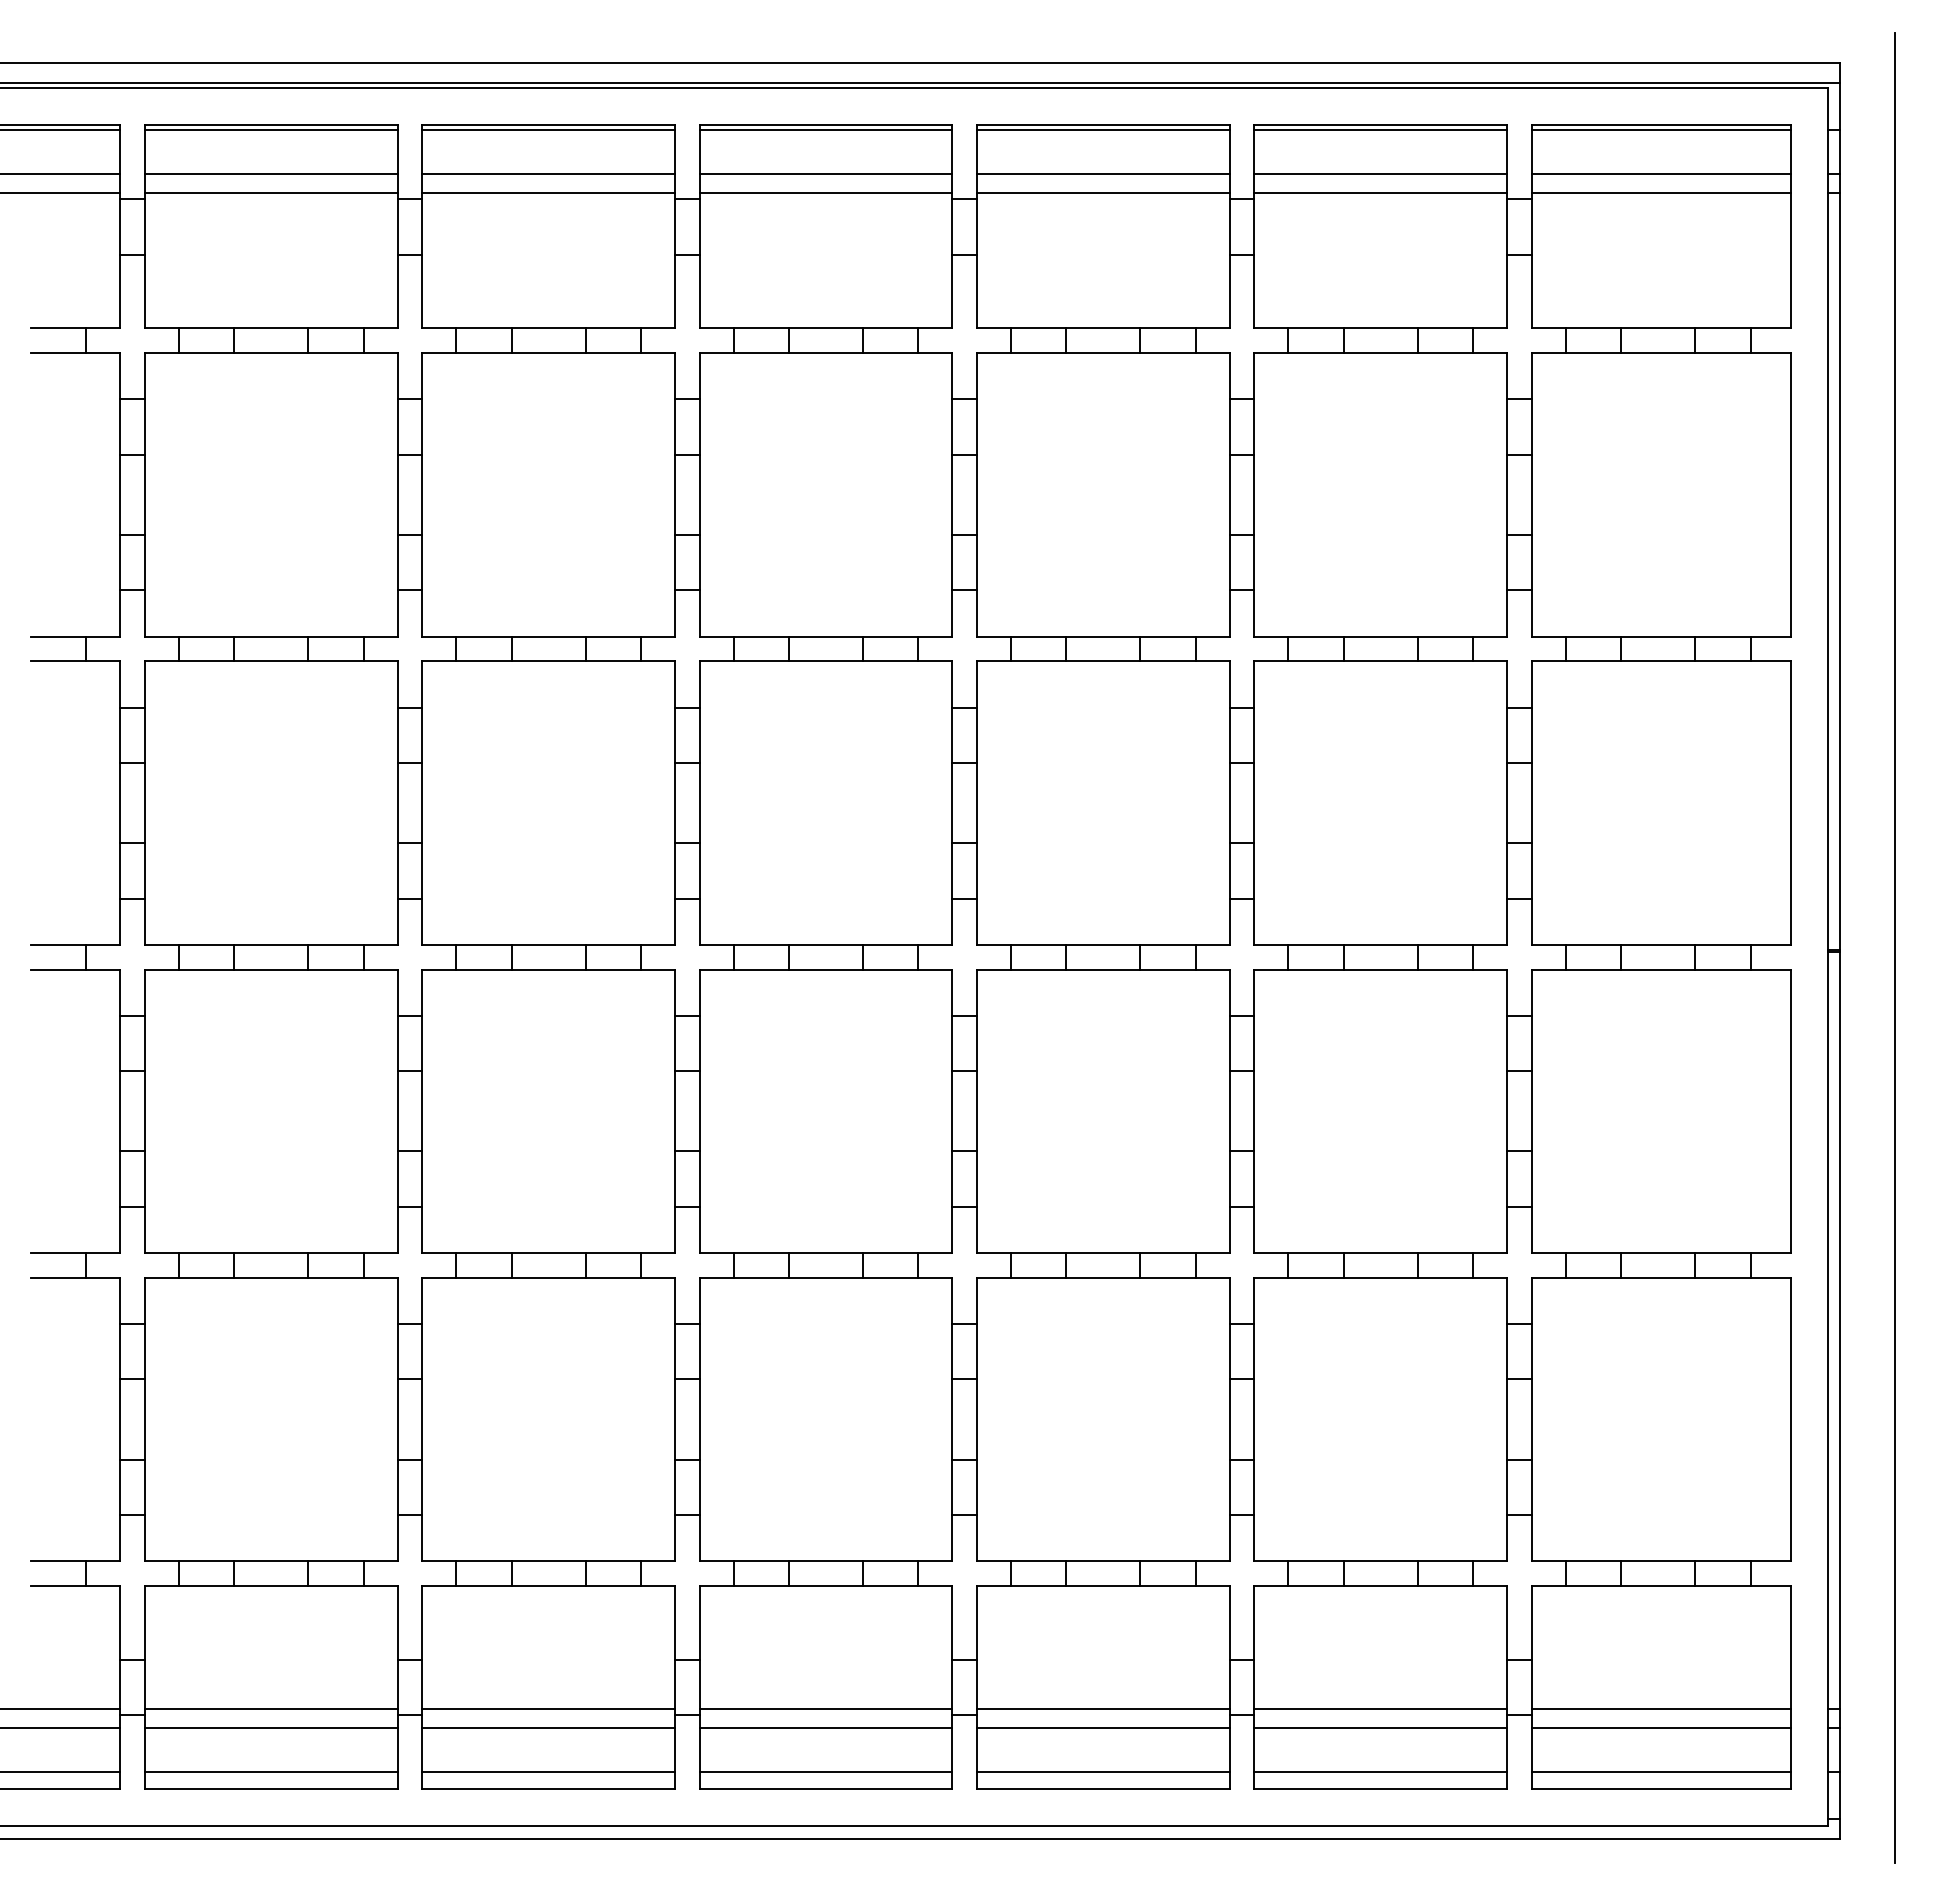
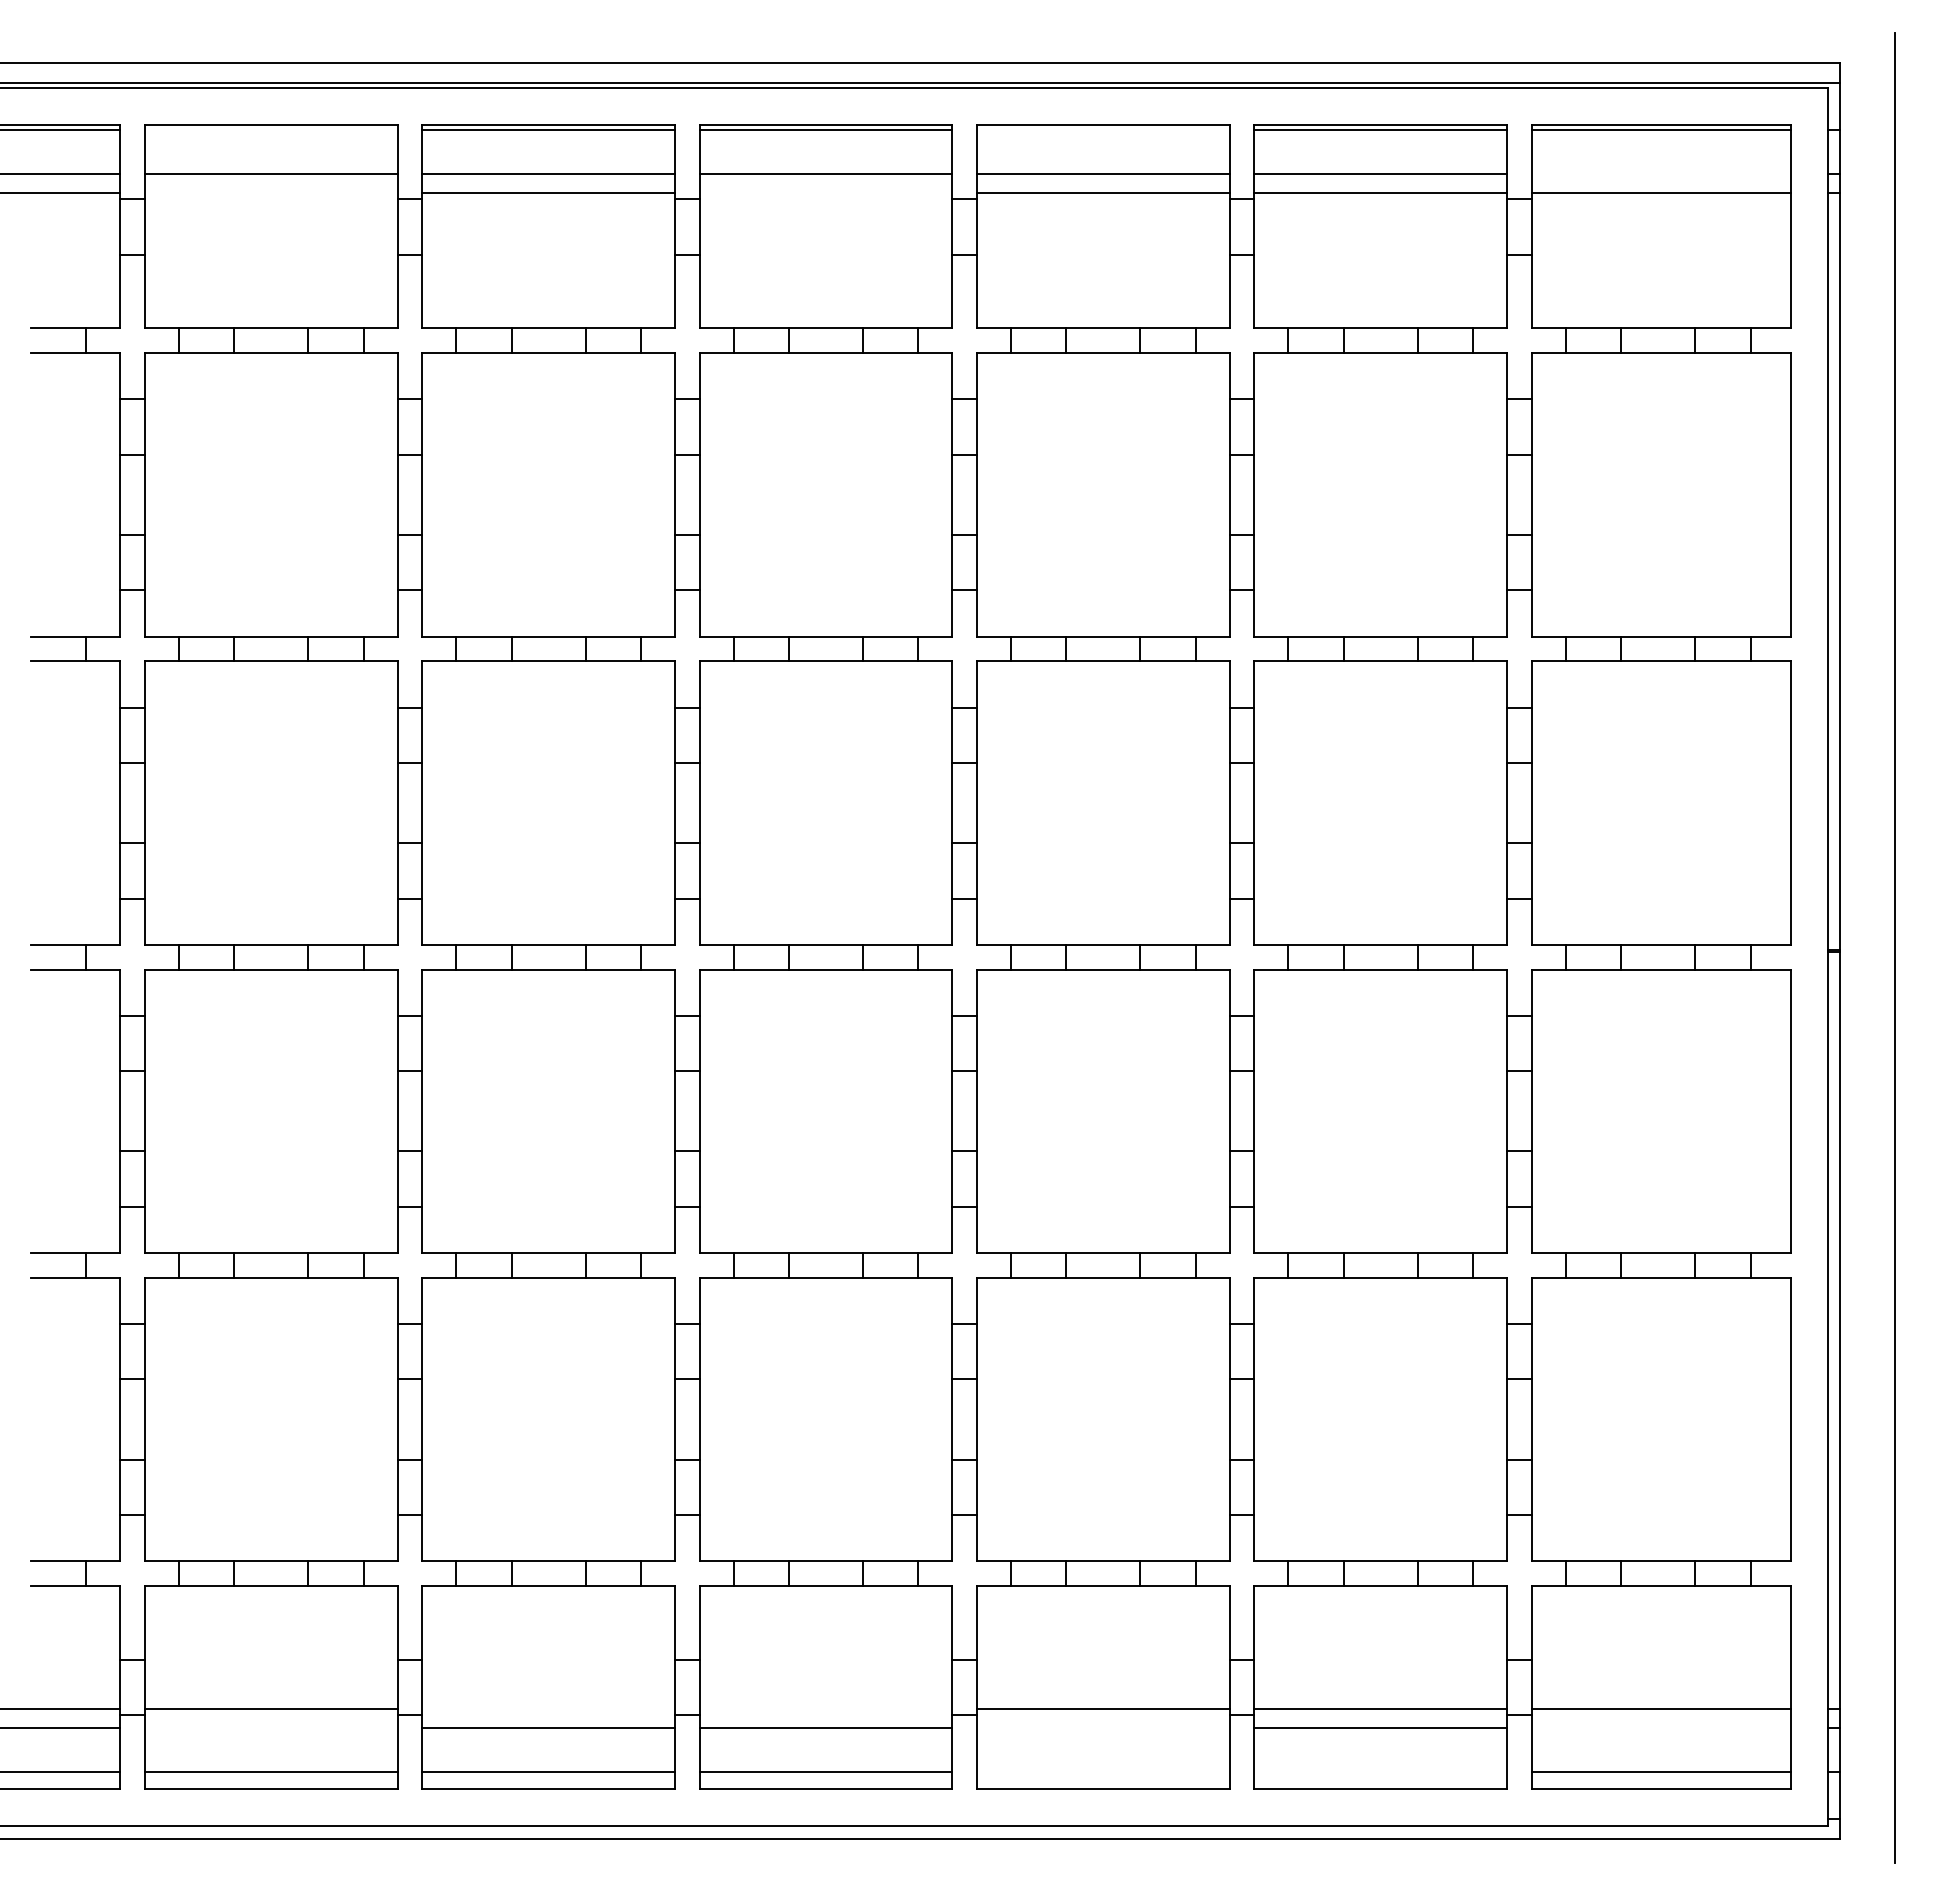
line: present -> none (270, 130)
line: present -> none (1102, 130)
line: present -> none (1660, 174)
line: present -> none (270, 193)
line: present -> none (825, 193)
line: present -> none (548, 1708)
line: present -> none (825, 1708)
line: present -> none (270, 1727)
line: present -> none (1102, 1727)
line: present -> none (1660, 1727)
line: present -> none (1102, 1772)
line: present -> none (1380, 1772)
